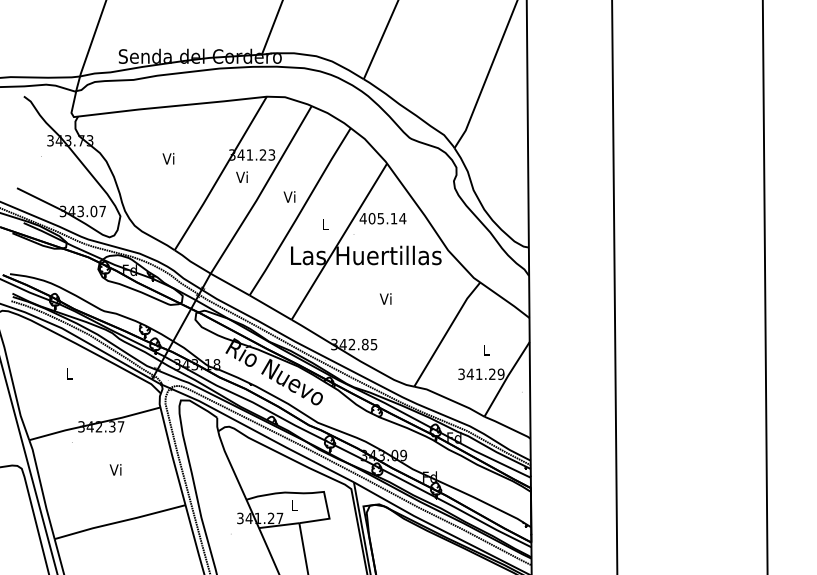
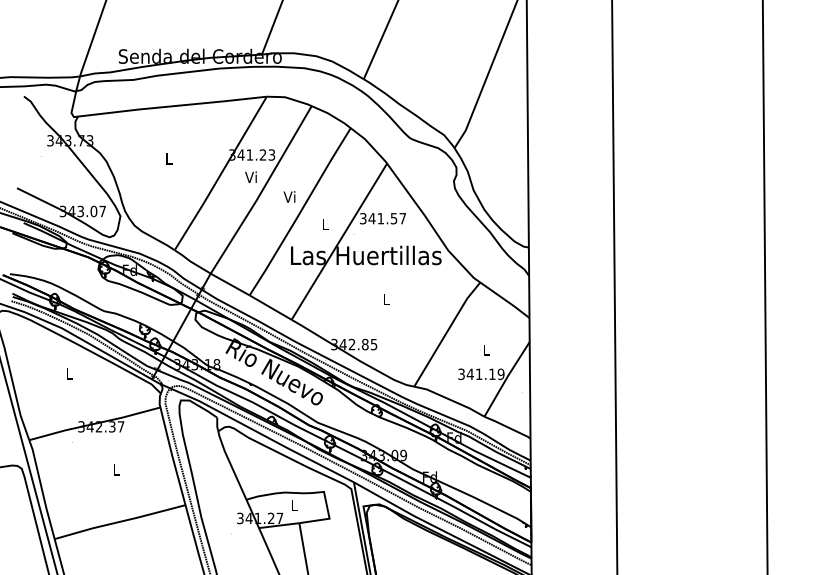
text: Vi -> L (168, 158)
text position: (241, 176) -> (250, 176) (250, 176)
text: 405.14 -> 341.57 (382, 218)
text: Vi -> L (385, 298)
text: 341.29 -> 341.19 (492, 373)
text: Vi -> L (115, 469)
